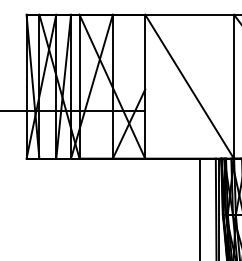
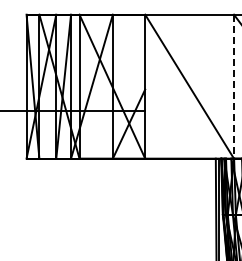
line: solid -> dashed (233, 86)
line: present -> none (200, 207)
